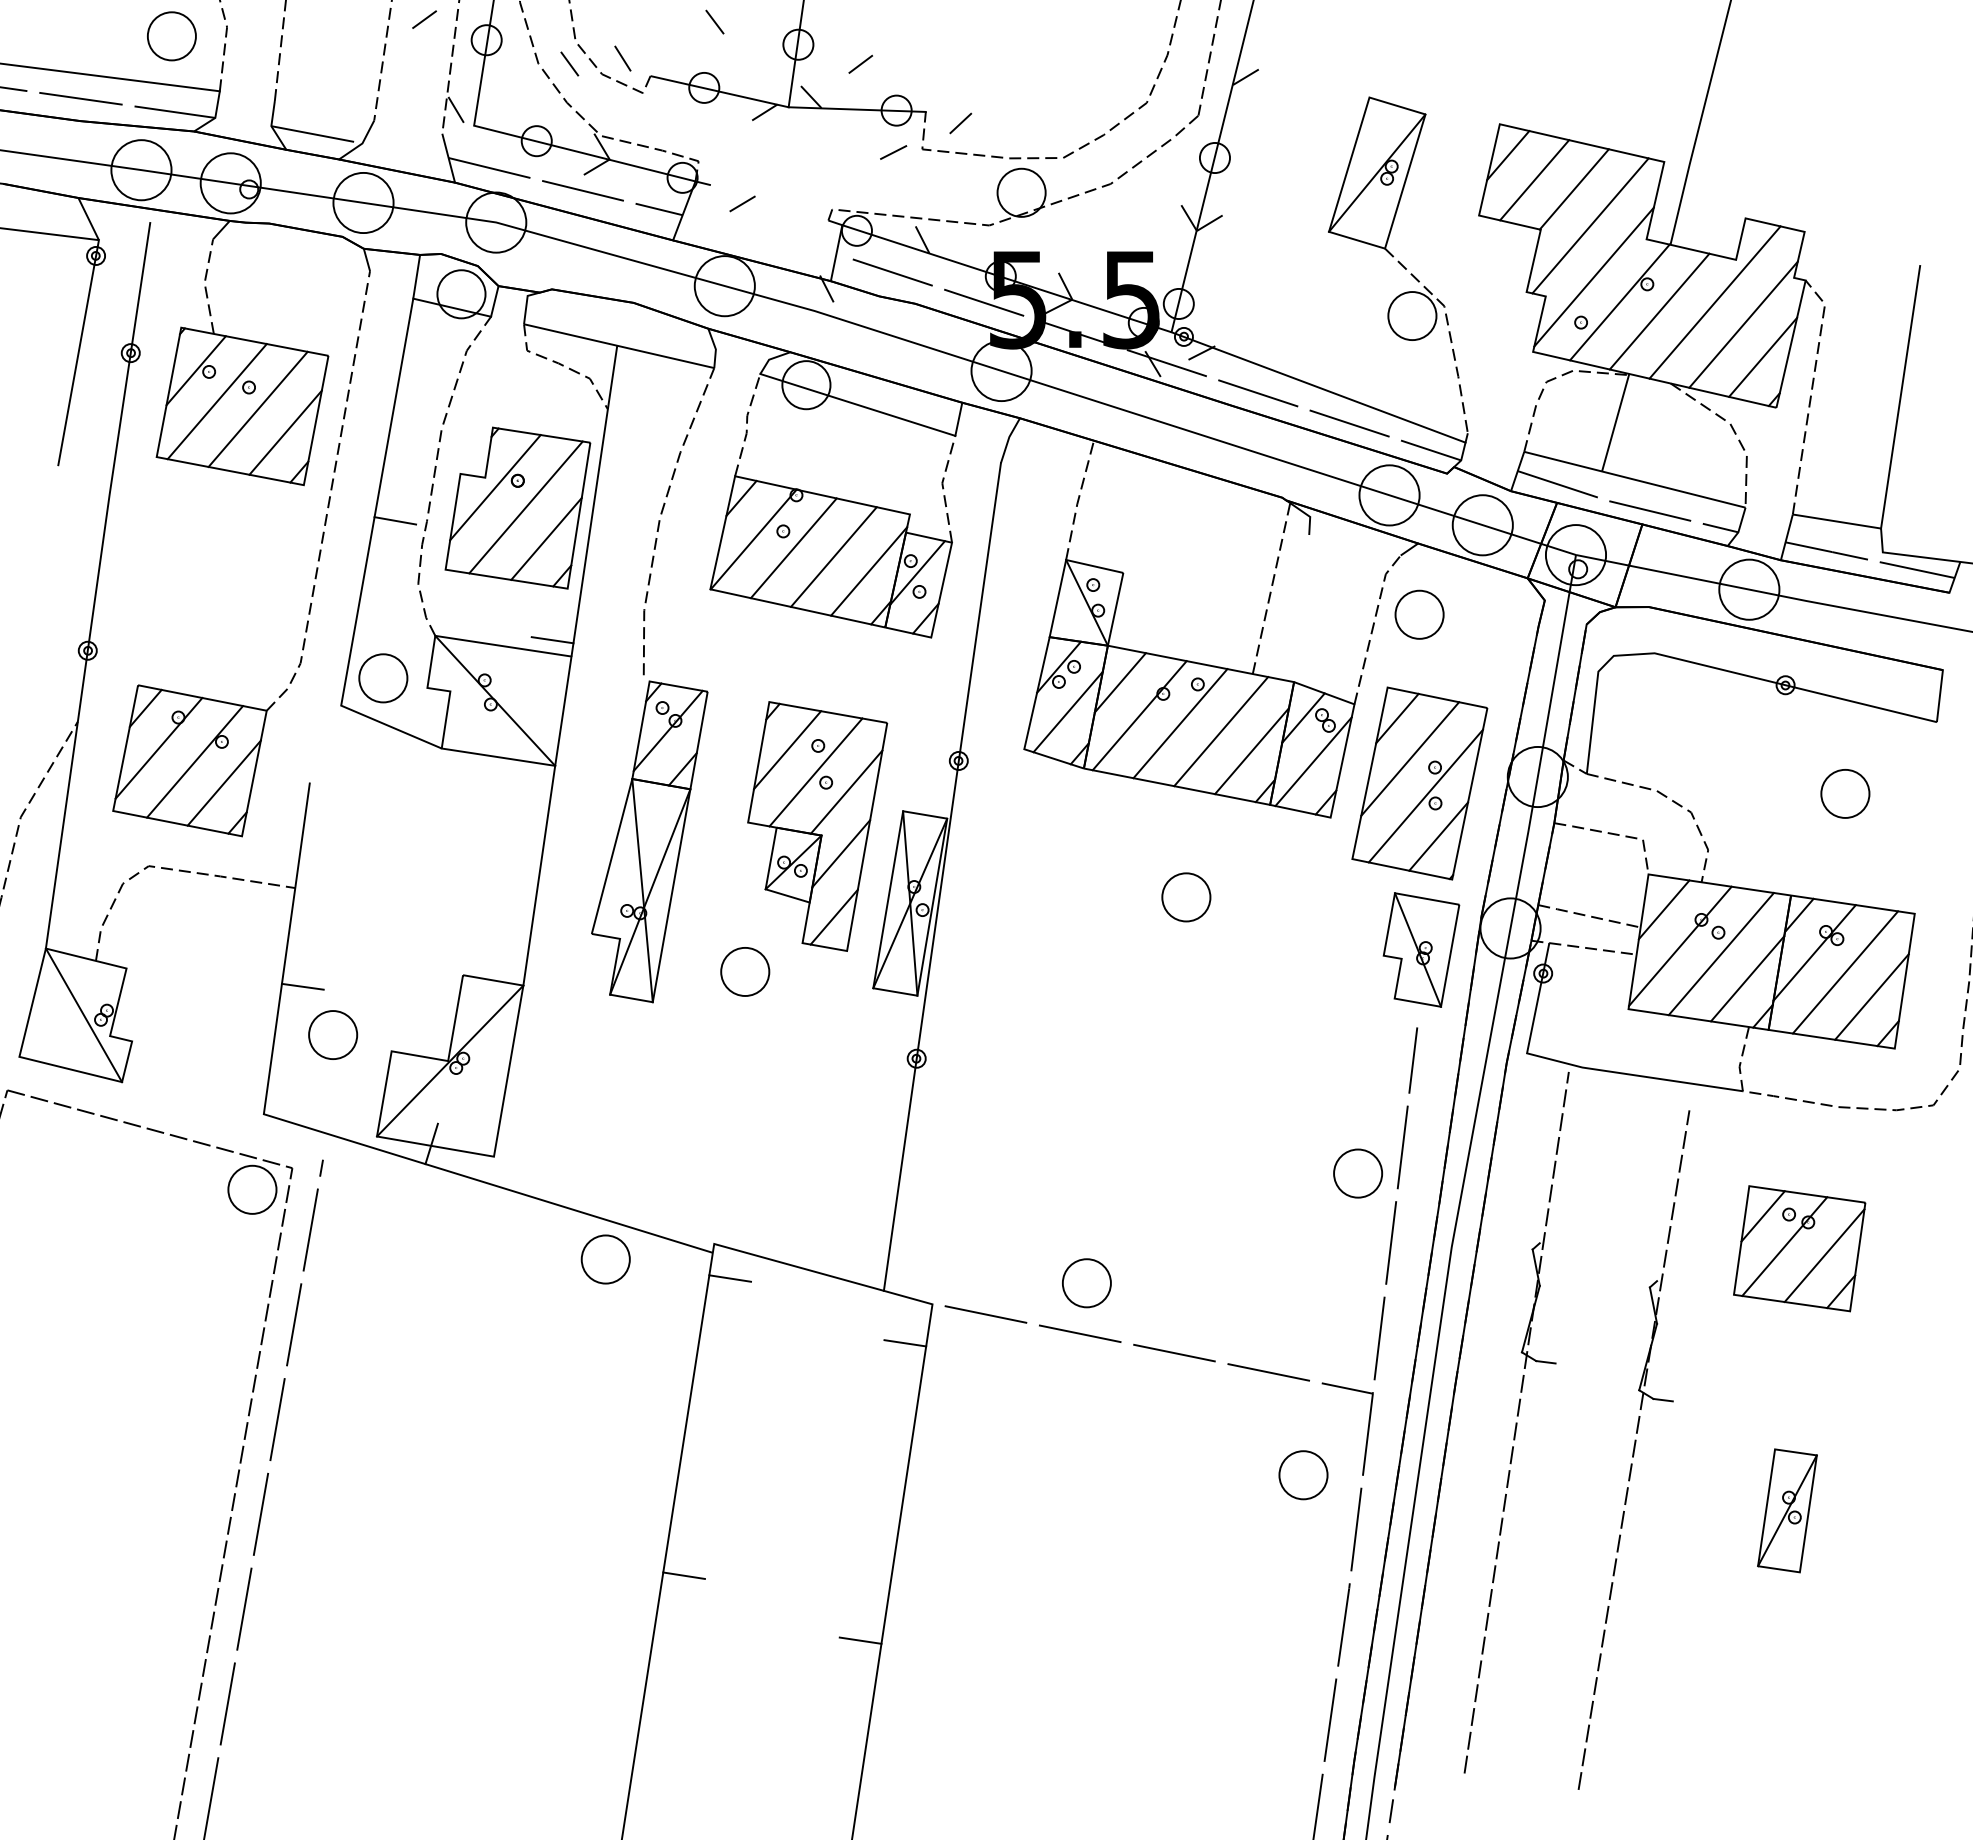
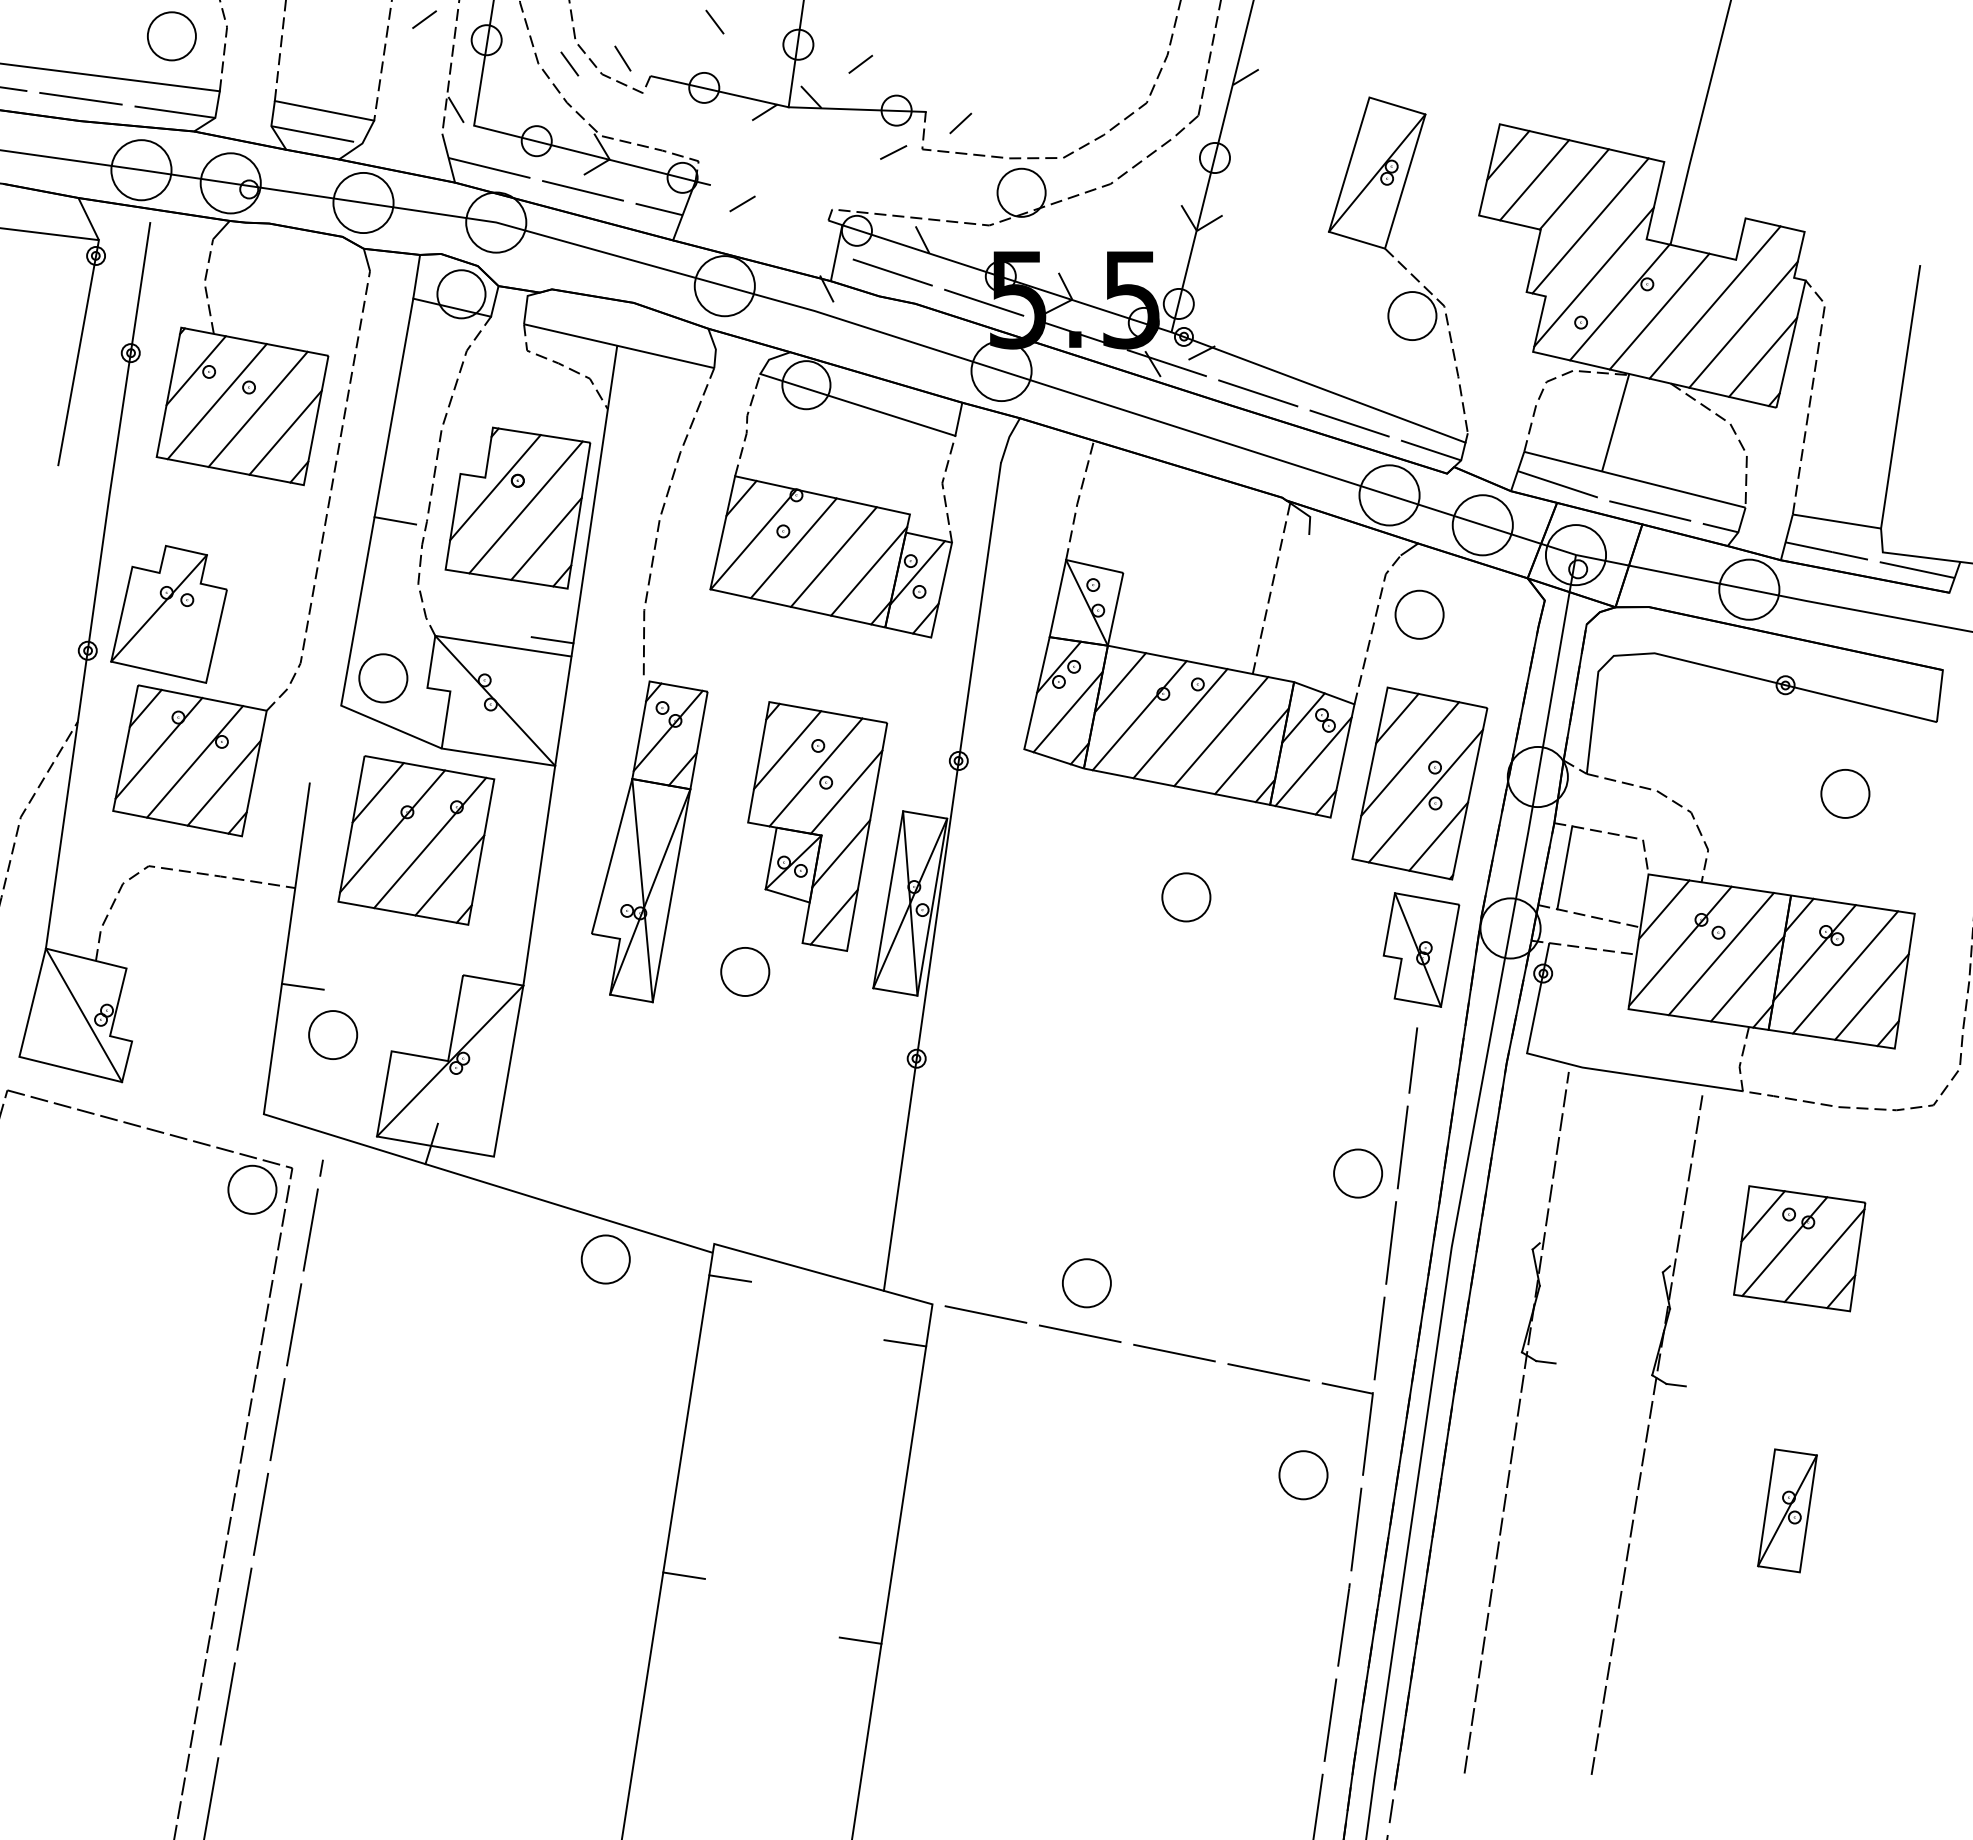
line: none -> present (324, 110)
part: none -> present (168, 613)
part: none -> present (416, 840)
line: none -> present (1564, 867)
part position: (1633, 1449) -> (1646, 1434) (1646, 1434)
